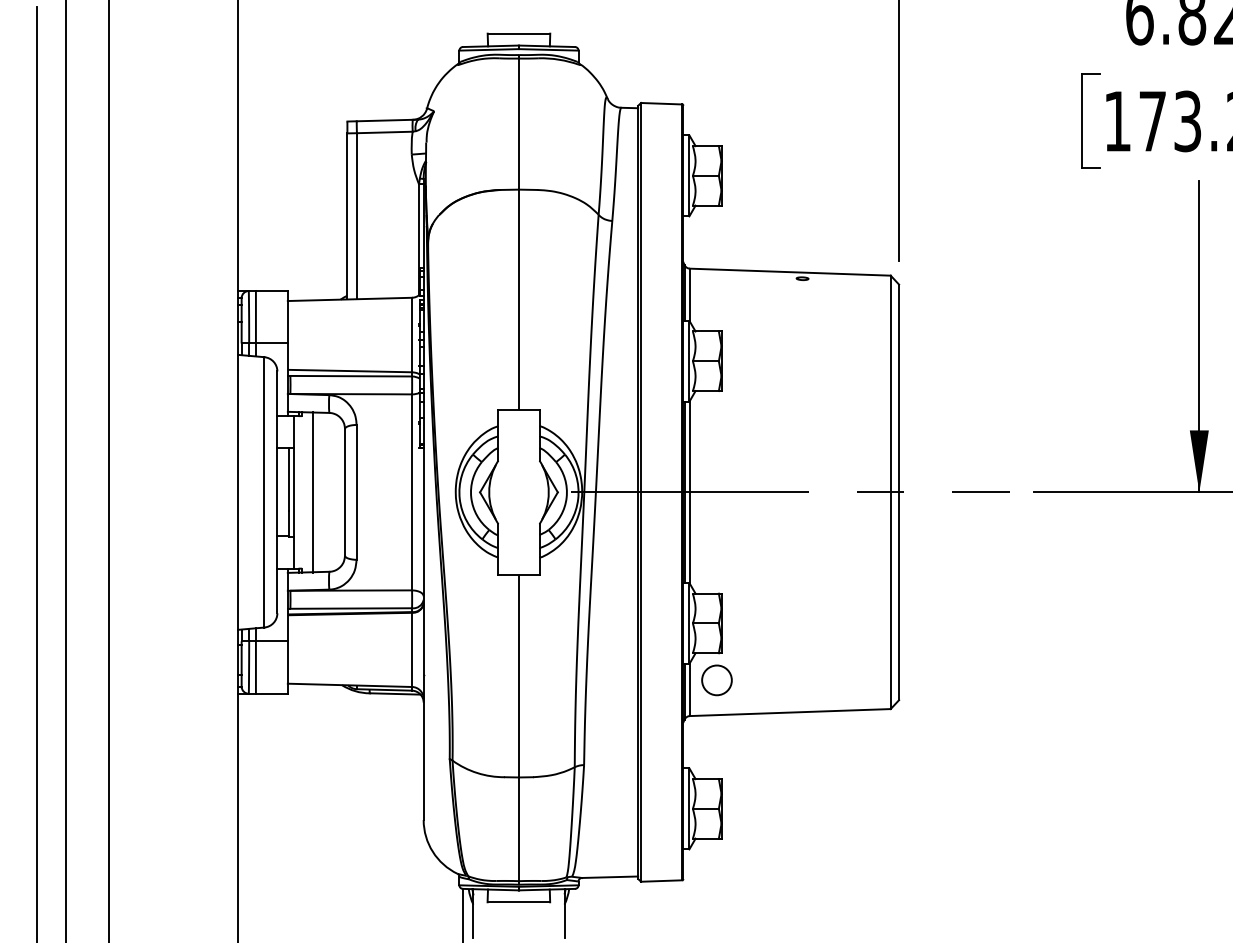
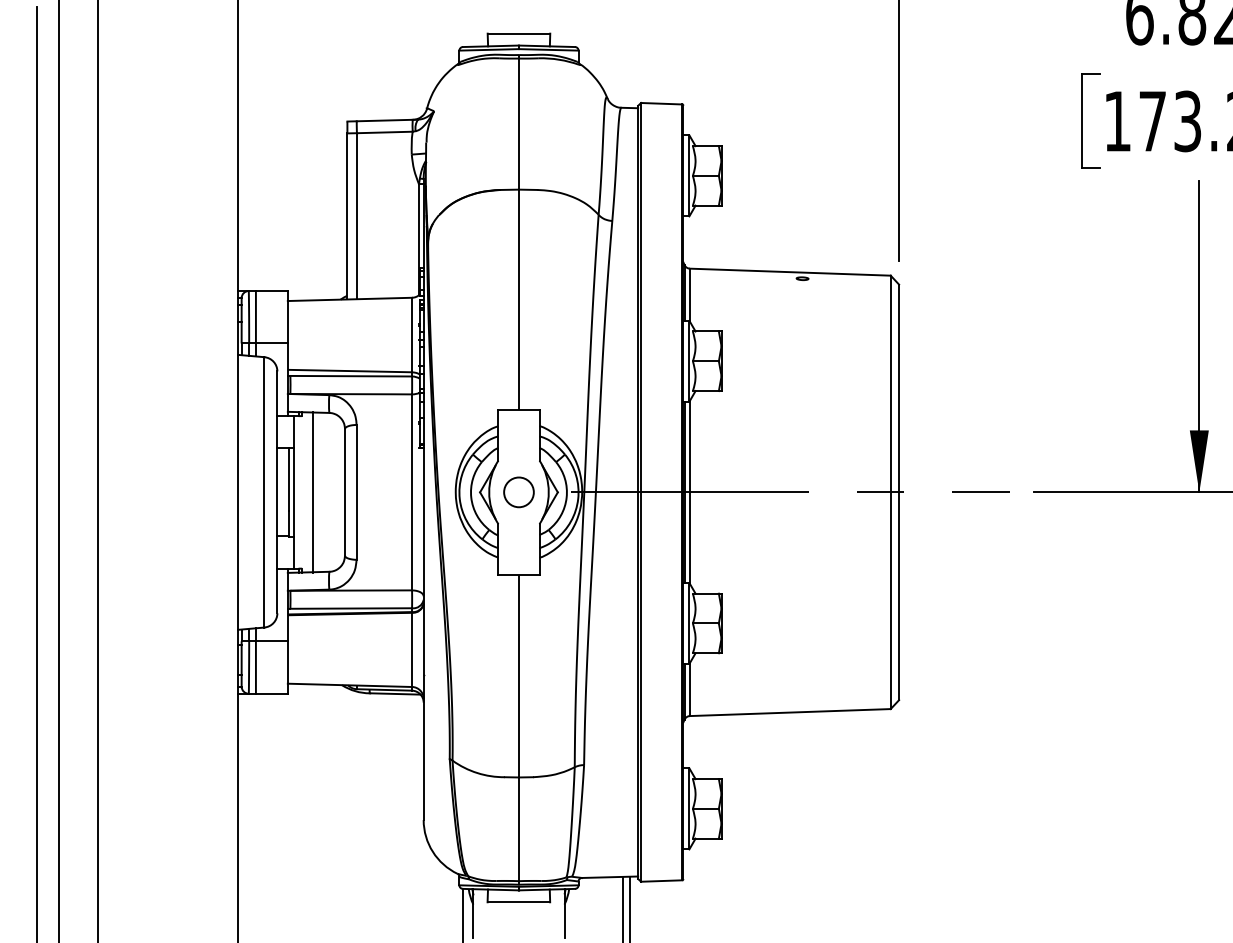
line position: (66, 470) -> (59, 470) (59, 470)
line position: (108, 470) -> (97, 470) (97, 470)
circle position: (716, 680) -> (518, 492) (518, 492)
line: none -> present (622, 907)
line: none -> present (629, 907)
